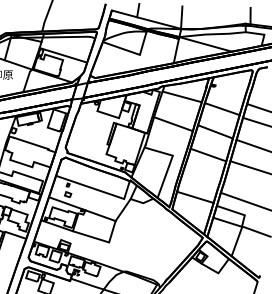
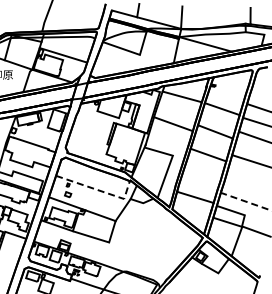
line position: (252, 145) -> (253, 136) (253, 136)
line position: (249, 167) -> (250, 160) (250, 160)
line: solid -> dashed (99, 190)
line: solid -> dashed (246, 201)
